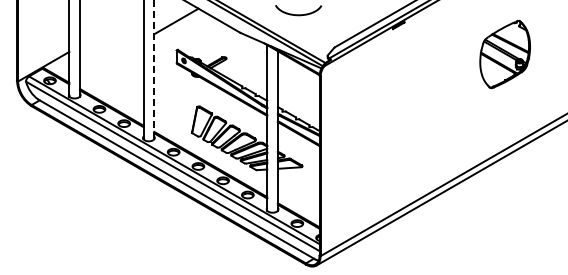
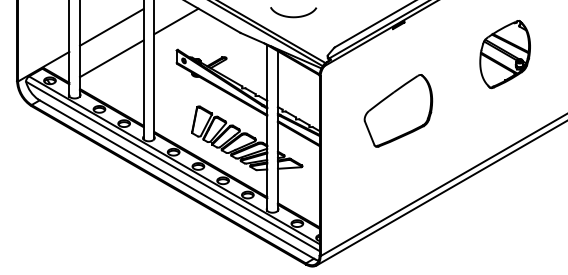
curve position: (298, 14) -> (293, 16) (293, 16)
line: none -> present (111, 27)
line: none -> present (111, 58)
line: dashed -> solid (154, 69)
part: none -> present (398, 110)
